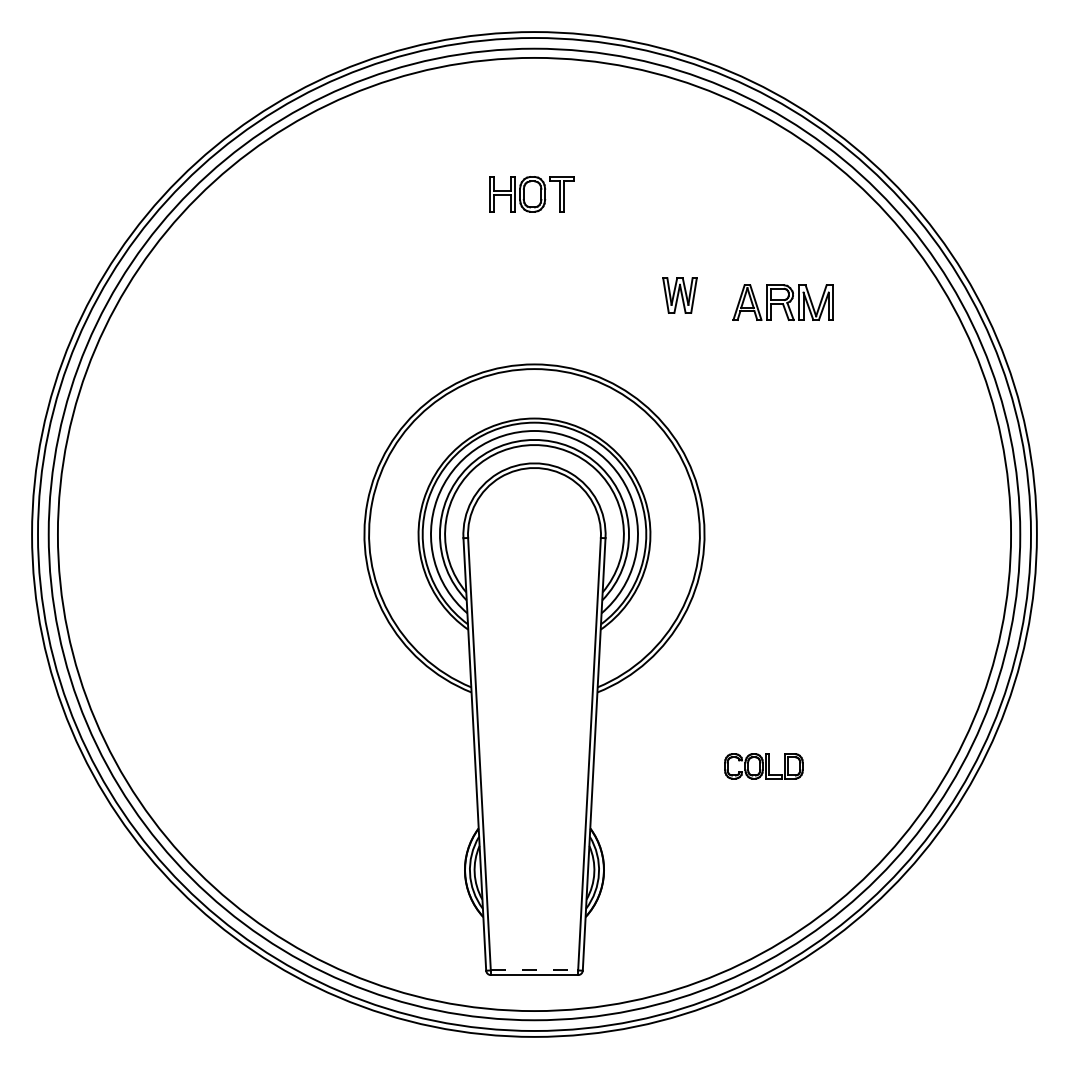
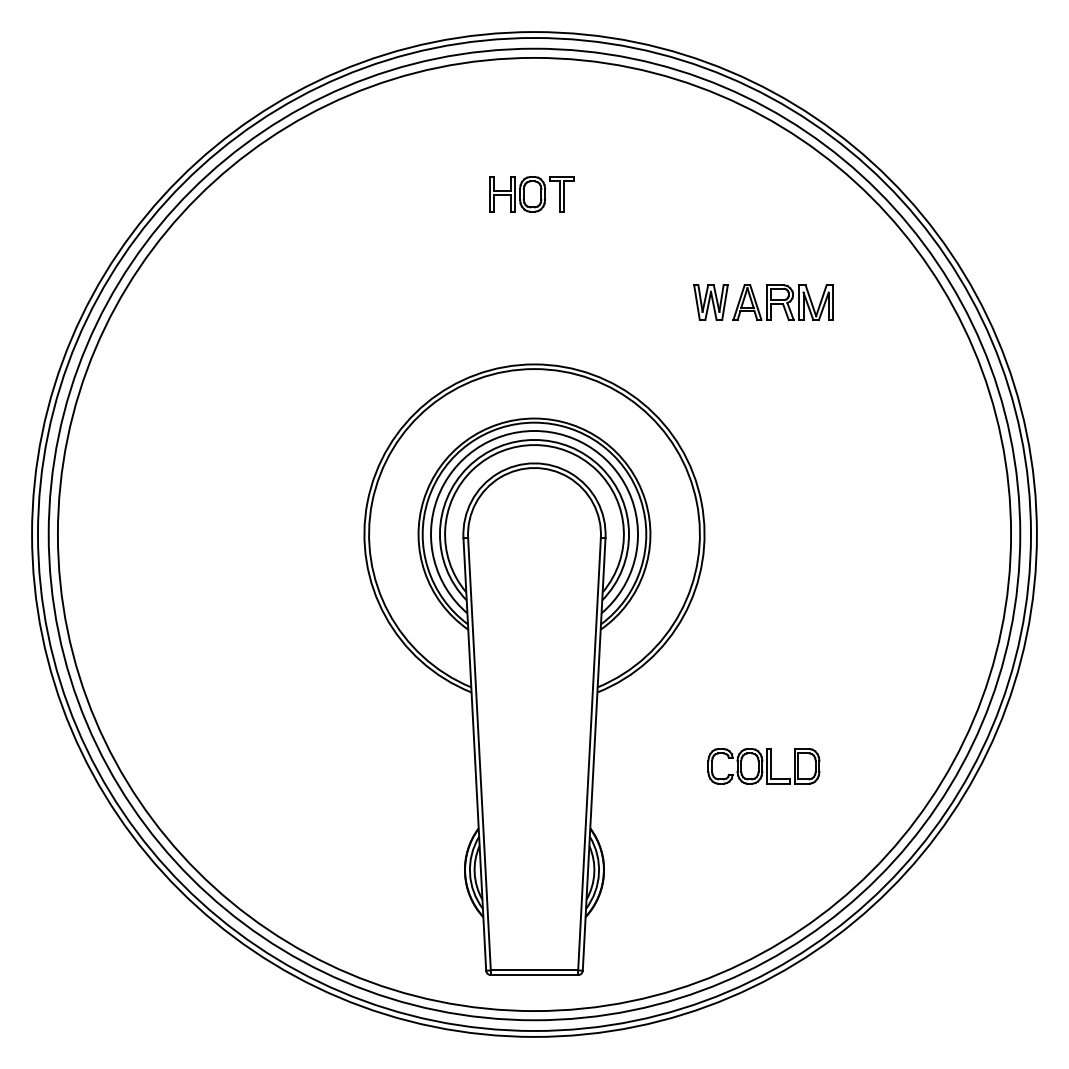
part position: (679, 295) -> (710, 302) (710, 302)
part size: 80x27 px -> 114x37 px (763, 766)
line: dashed -> solid (534, 970)
